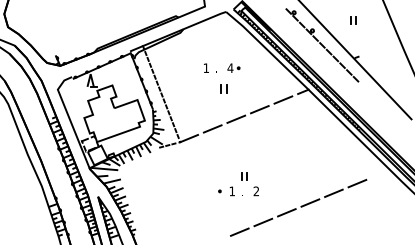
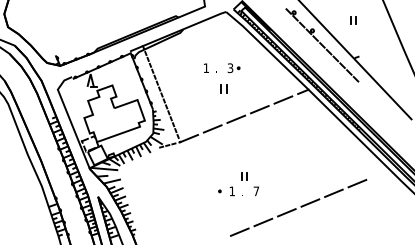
text: 4 -> 3 (230, 68)
text: 2 -> 7 (256, 191)
